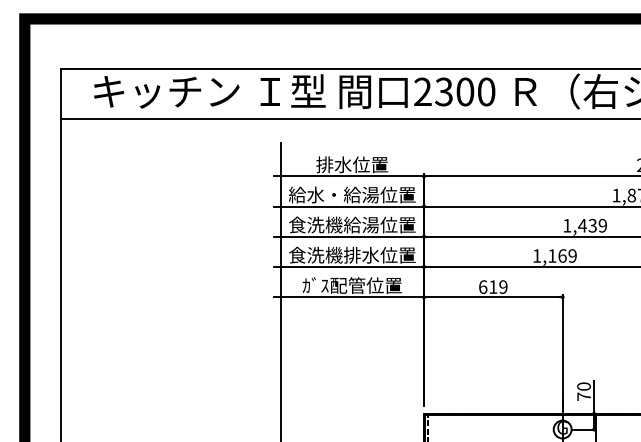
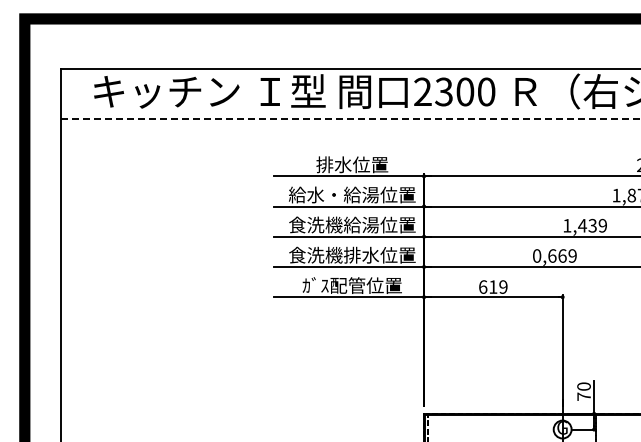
line: solid -> dashed (351, 119)
text: 1,169 -> 0,669 (544, 255)
line: present -> none (280, 290)
